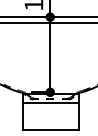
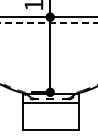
line: solid -> dashed (48, 23)
